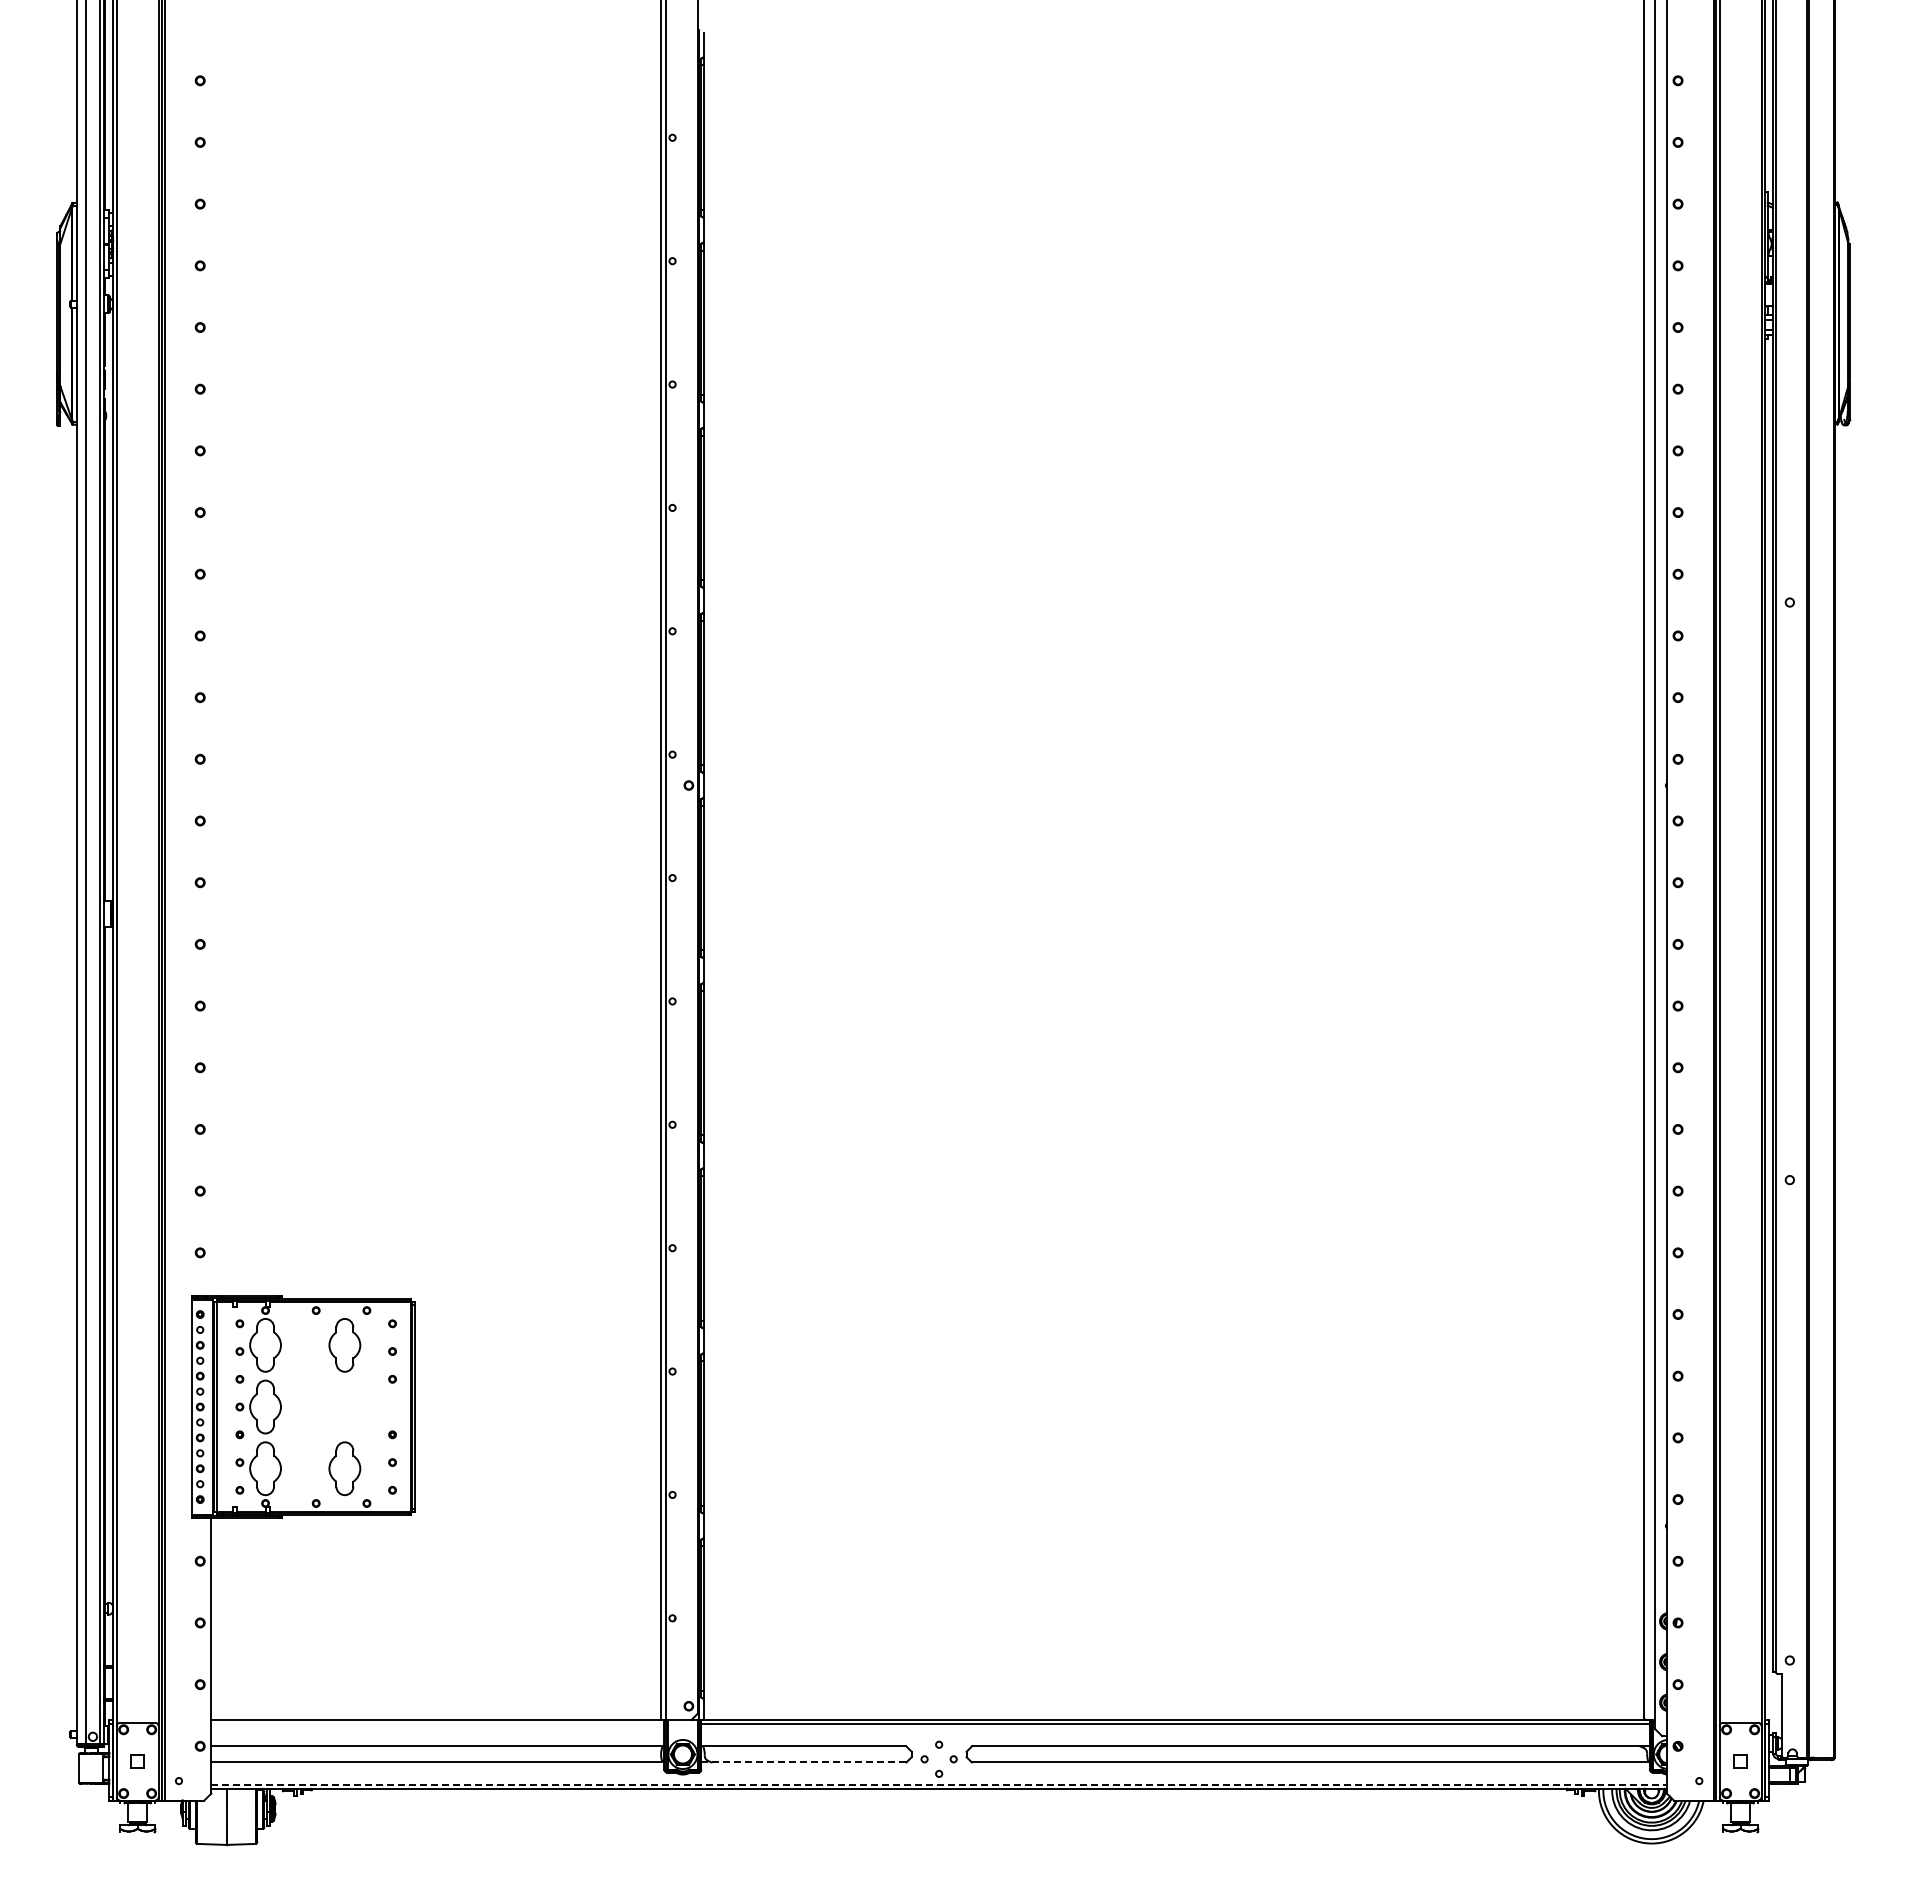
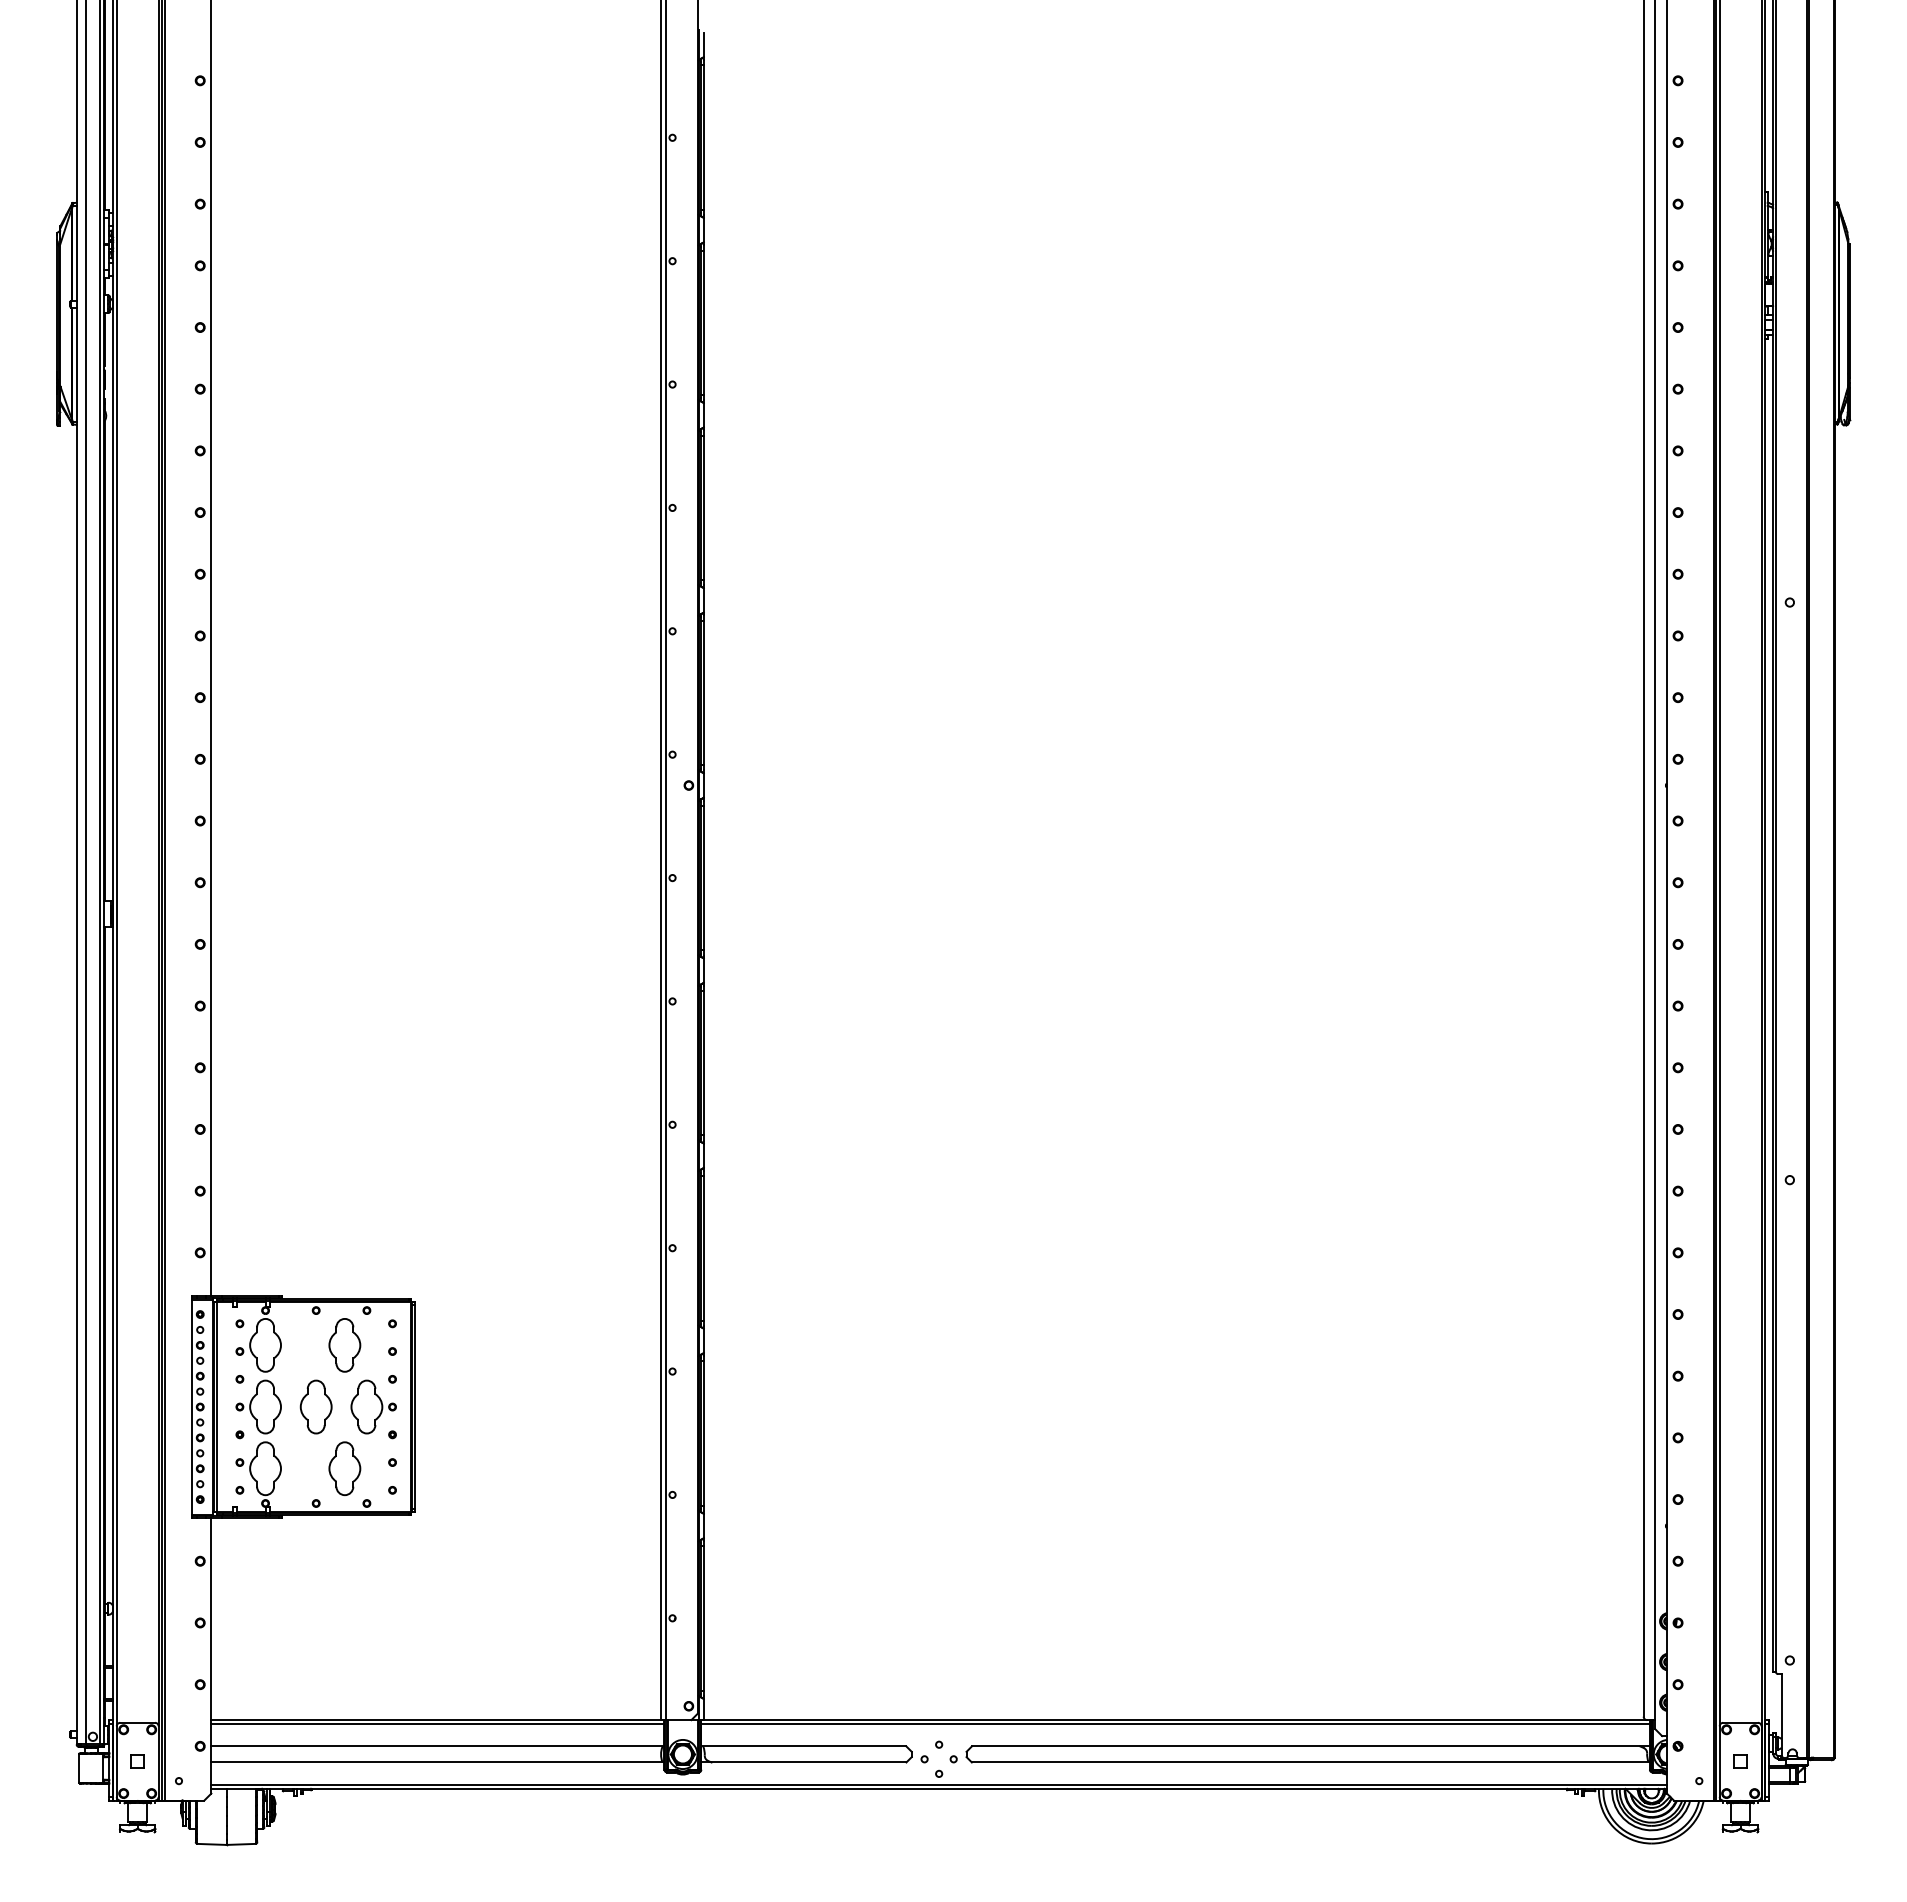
line: none -> present (211, 649)
part: none -> present (315, 1406)
part: none -> present (373, 1406)
line: none -> present (437, 1723)
line: dashed -> solid (803, 1762)
line: dashed -> solid (939, 1784)
